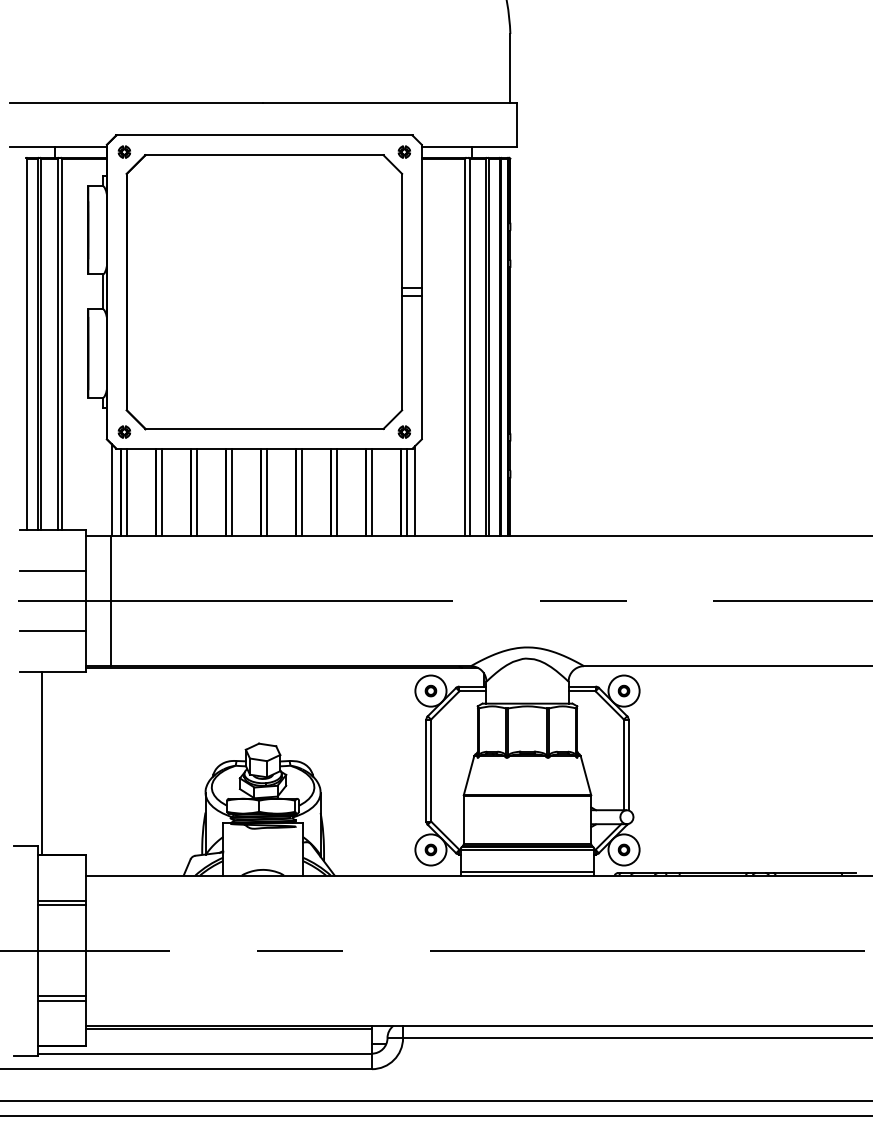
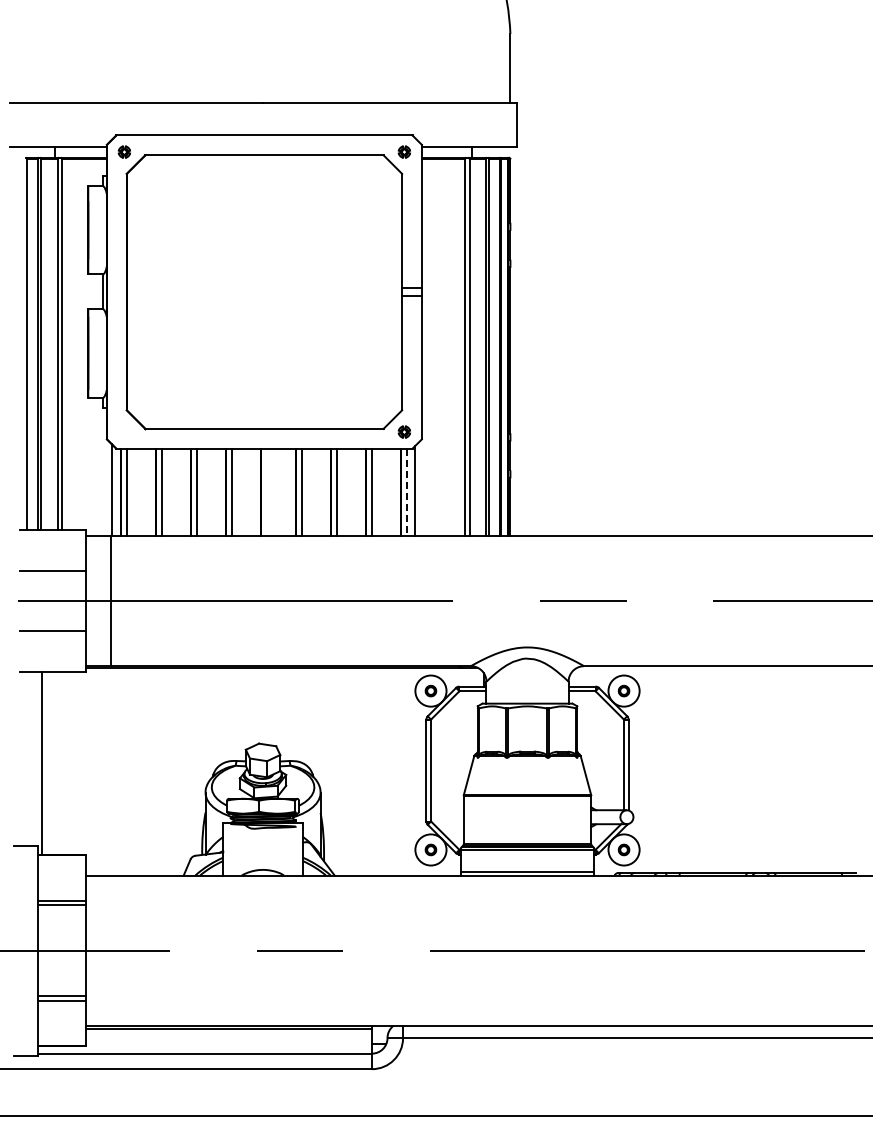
part: present -> none (123, 431)
line: present -> none (267, 491)
line: solid -> dashed (406, 492)
line: present -> none (435, 1100)
